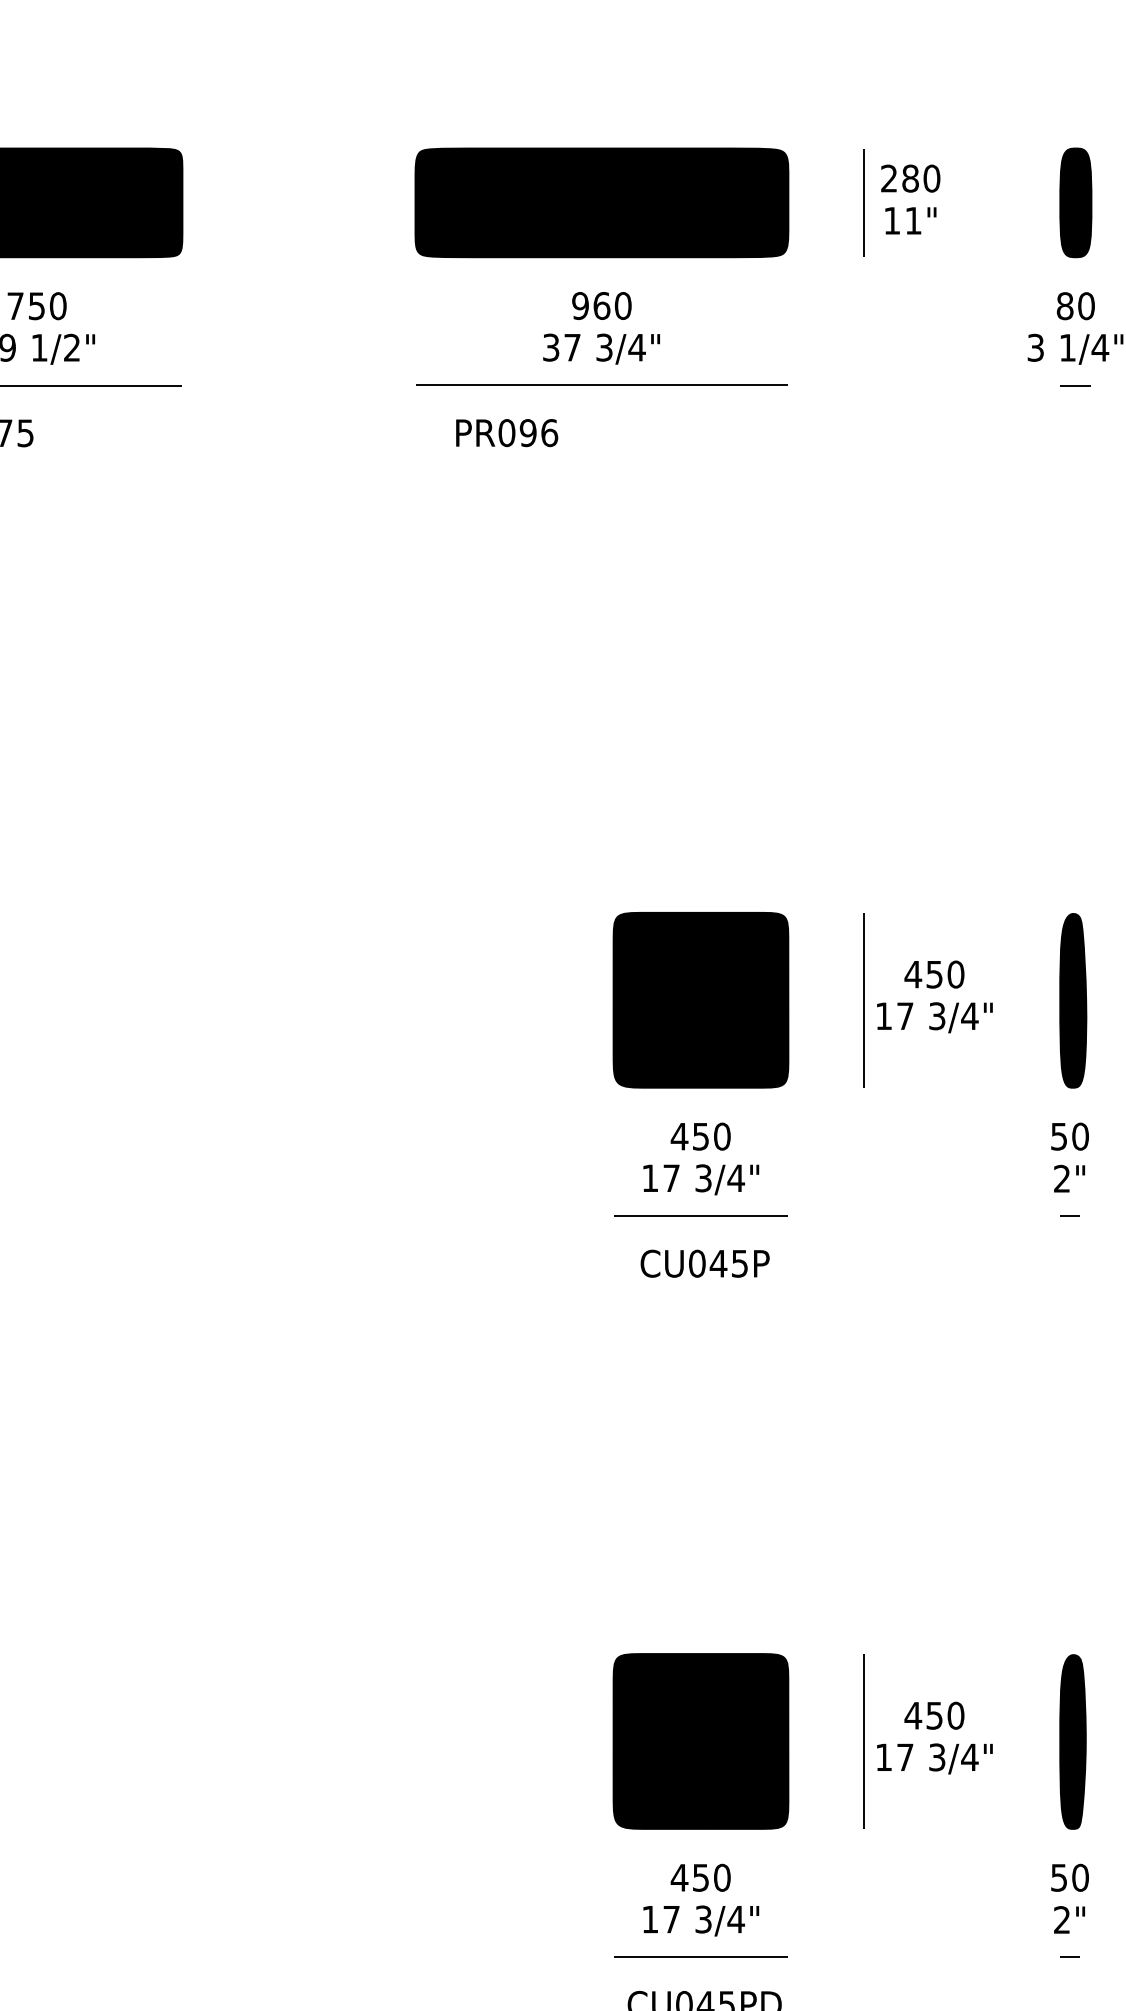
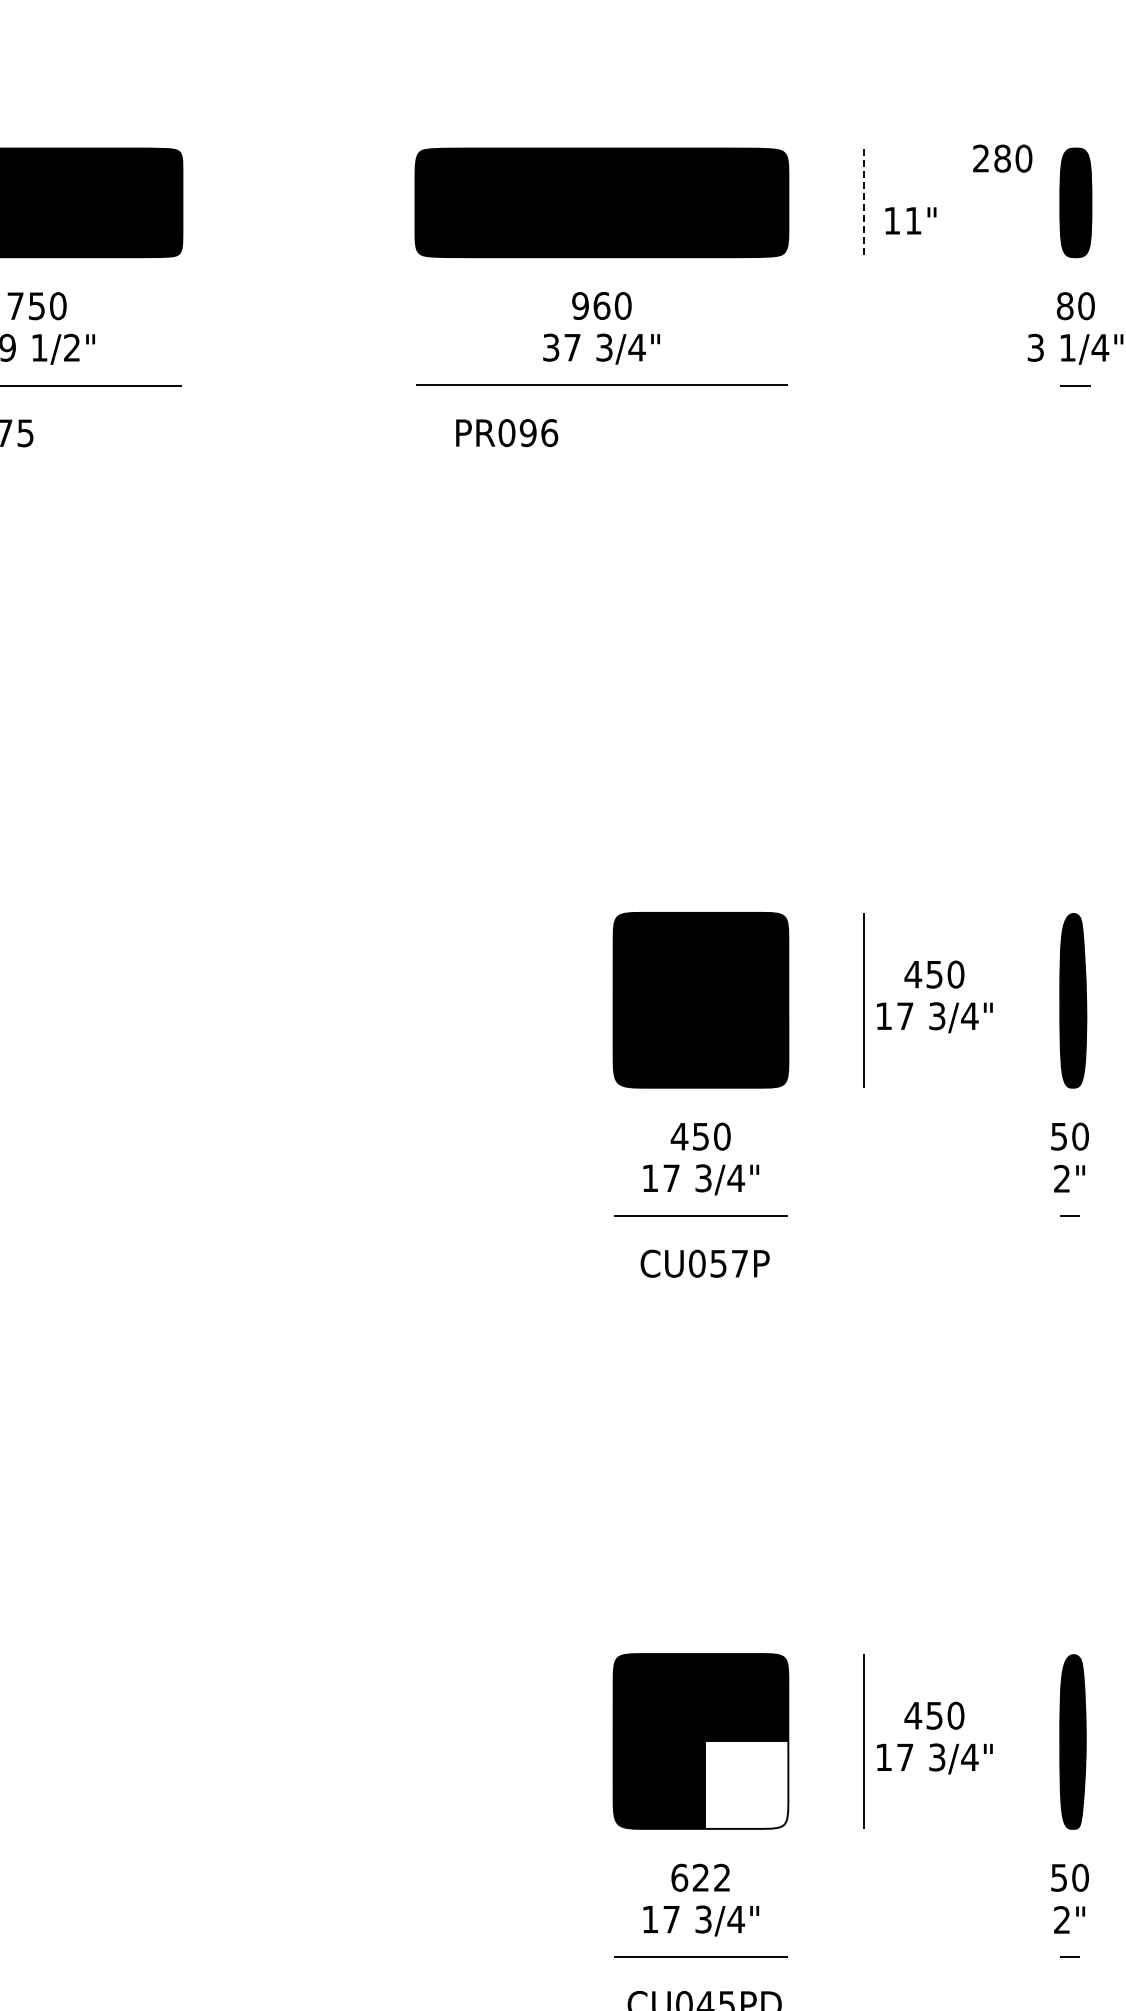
text position: (910, 178) -> (1002, 158) (1002, 158)
line: solid -> dashed (863, 203)
text: CU045P -> CU057P (728, 1263)
fill: present -> none (746, 1784)
text: 450 -> 622 (700, 1877)
